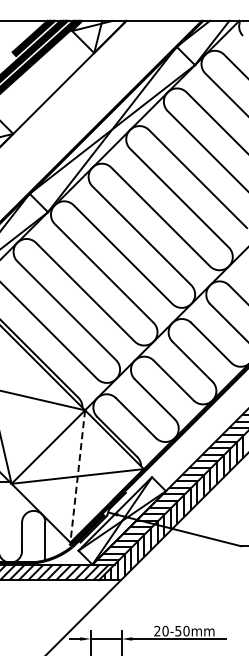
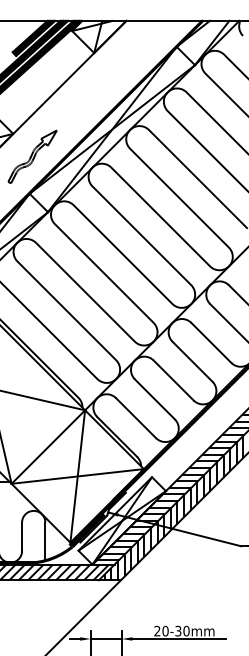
part: none -> present (32, 156)
line: dashed -> solid (77, 476)
text: 20-50mm -> 20-30mm (178, 630)
